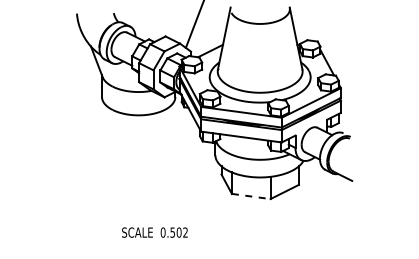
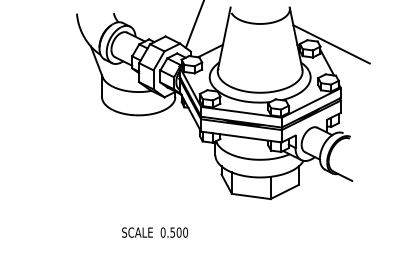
line: none -> present (331, 44)
line: dashed -> solid (251, 196)
text: 0.502 -> 0.500 (185, 232)
